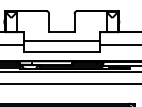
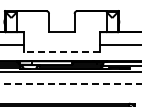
line: present -> none (61, 40)
line: solid -> dashed (61, 52)
line: solid -> dashed (70, 84)
